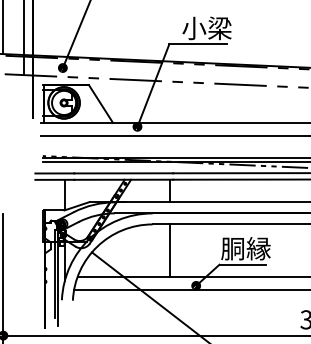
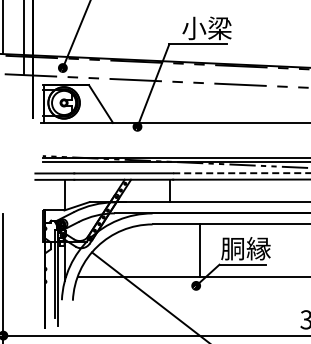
line: present -> none (173, 135)
line: solid -> dashed (242, 173)
line position: (169, 250) -> (199, 250) (199, 250)
line: present -> none (190, 289)
